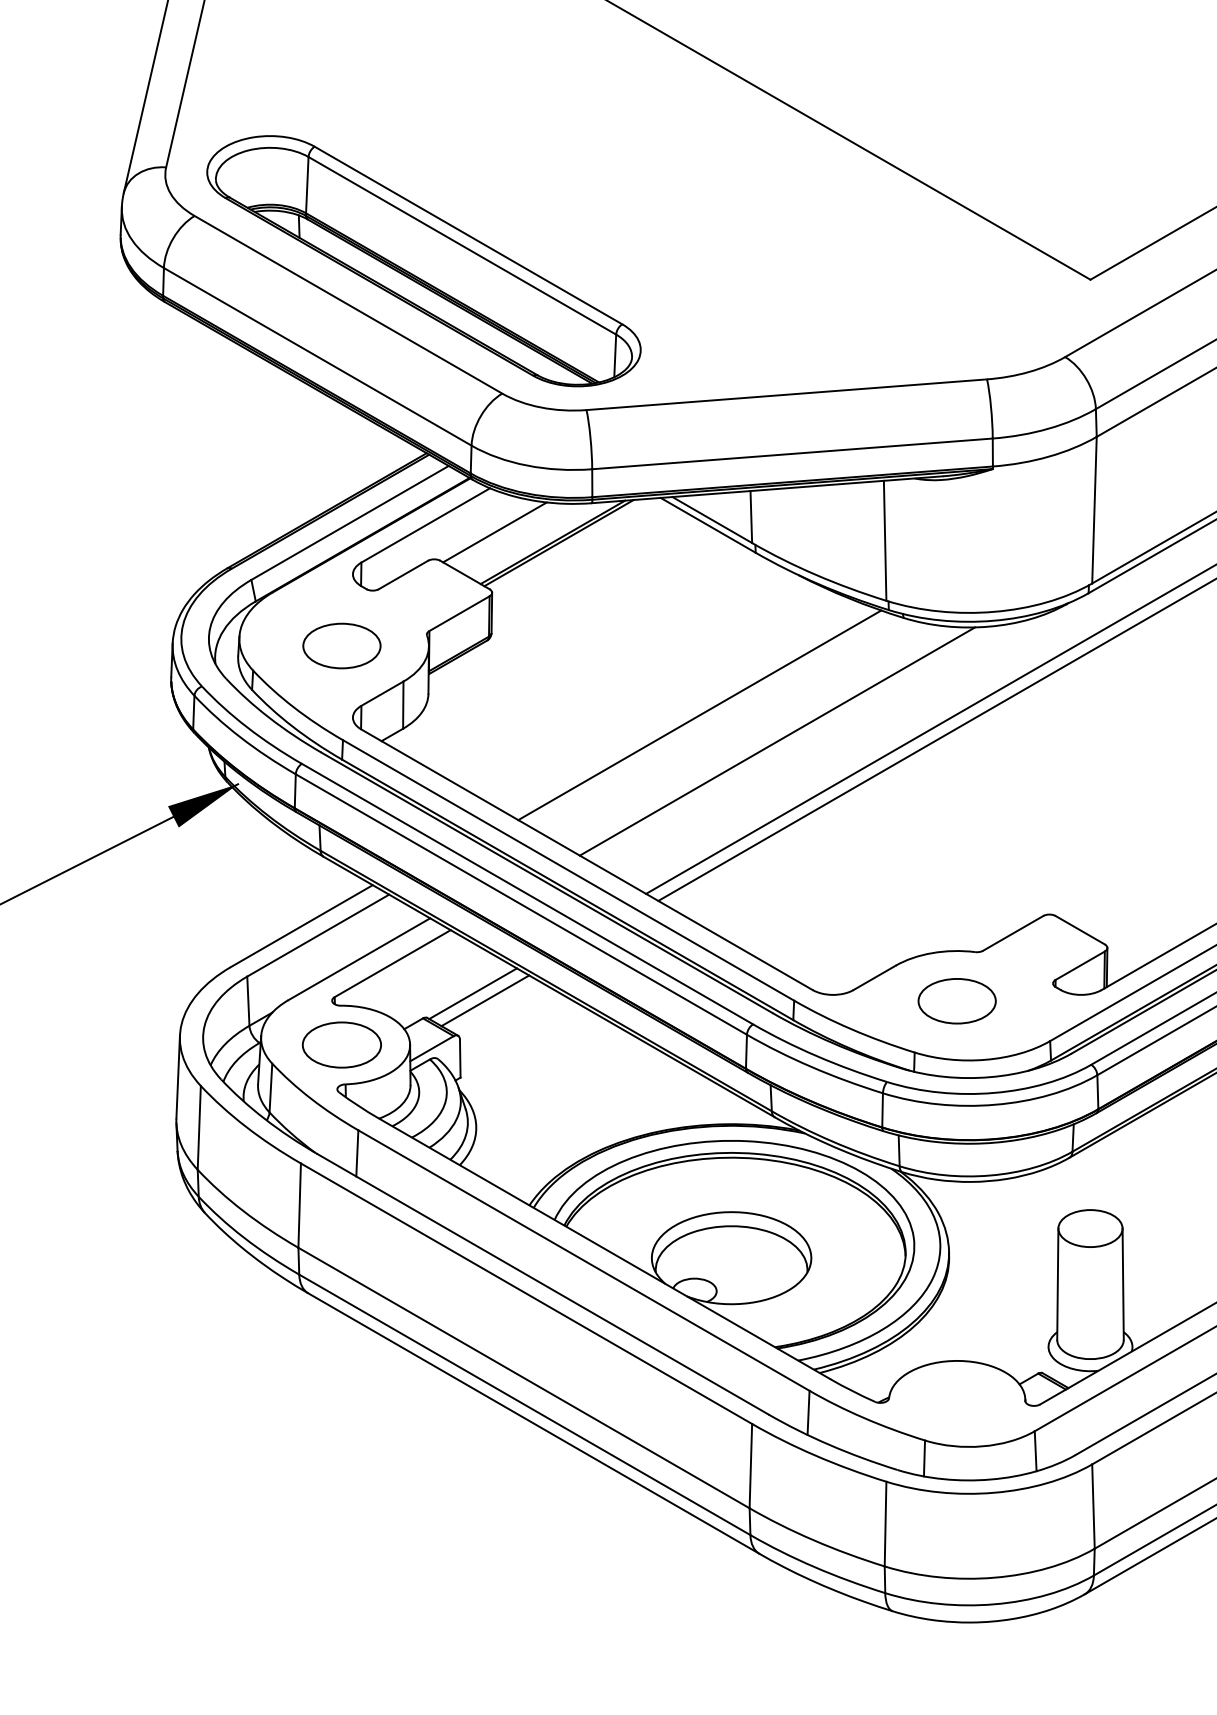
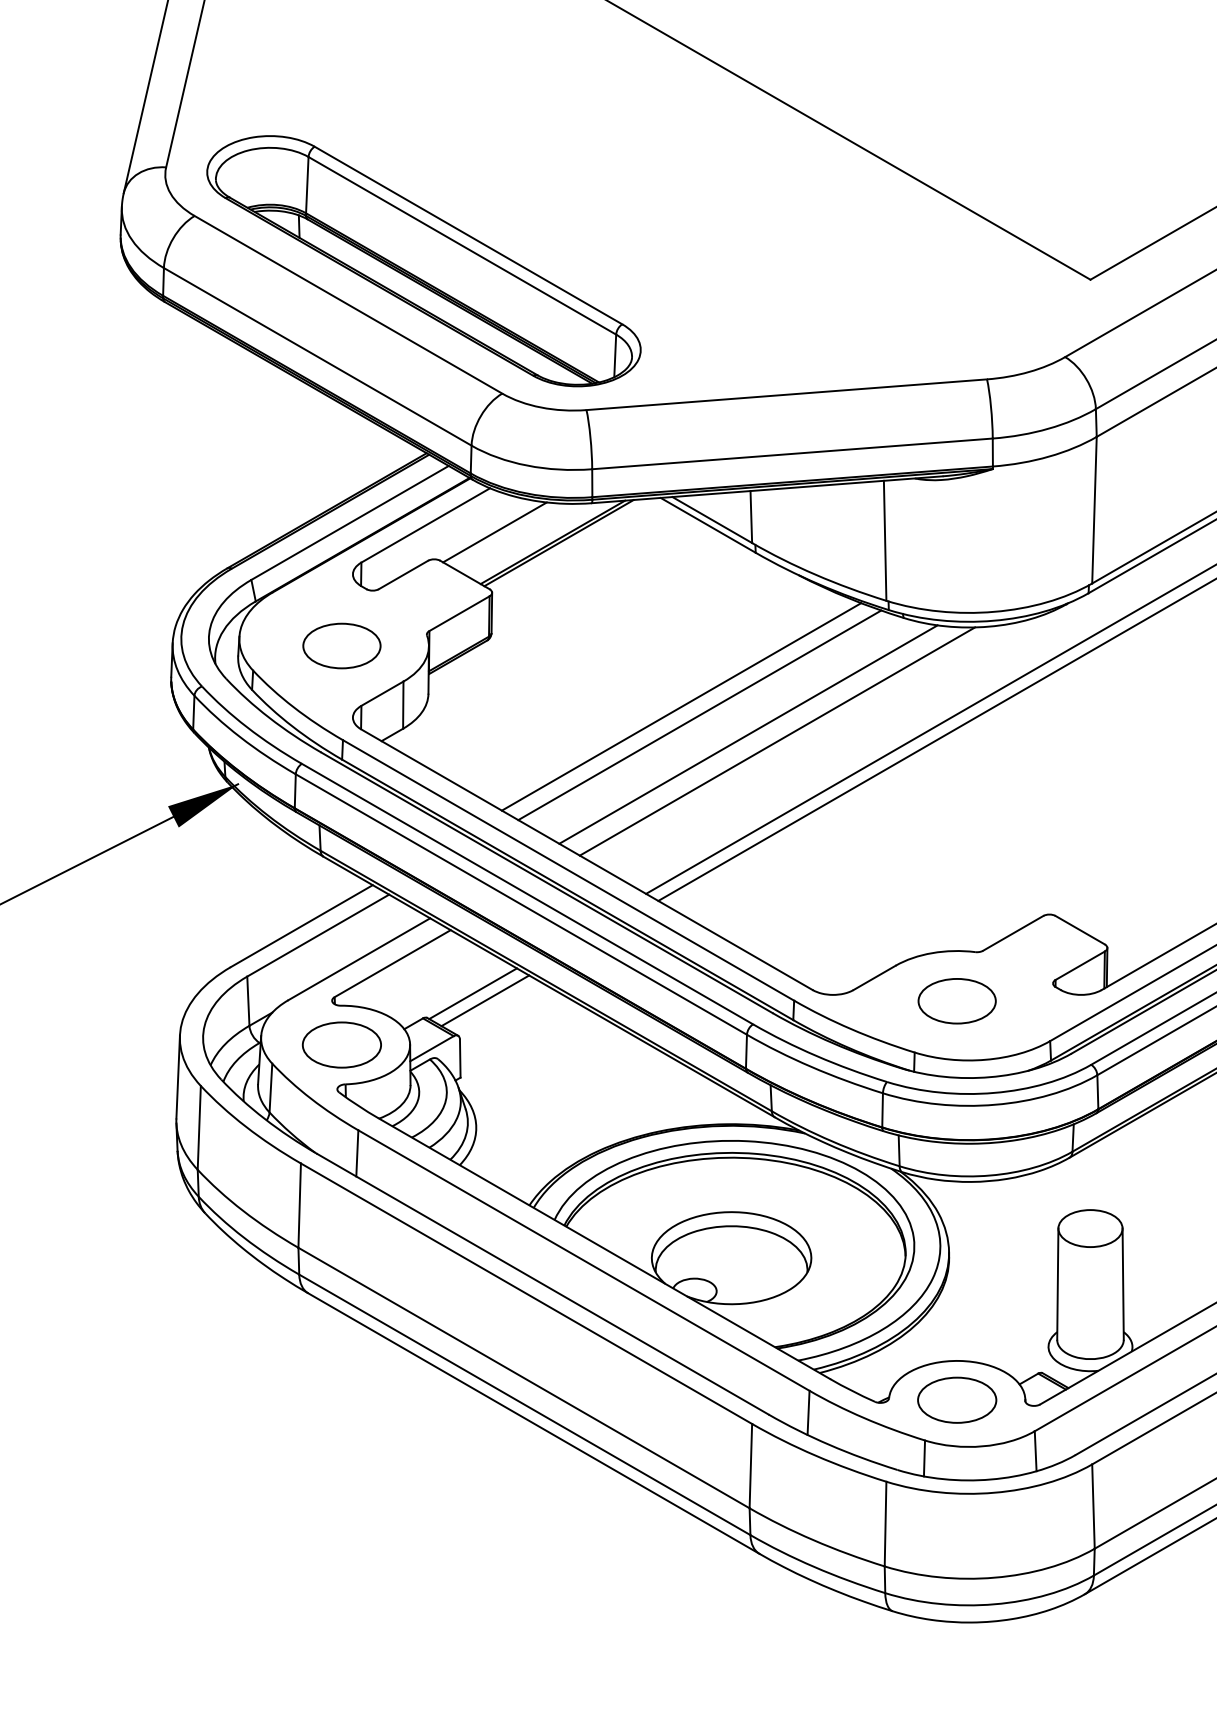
line: none -> present (681, 706)
line: none -> present (748, 734)
part: none -> present (957, 1399)
